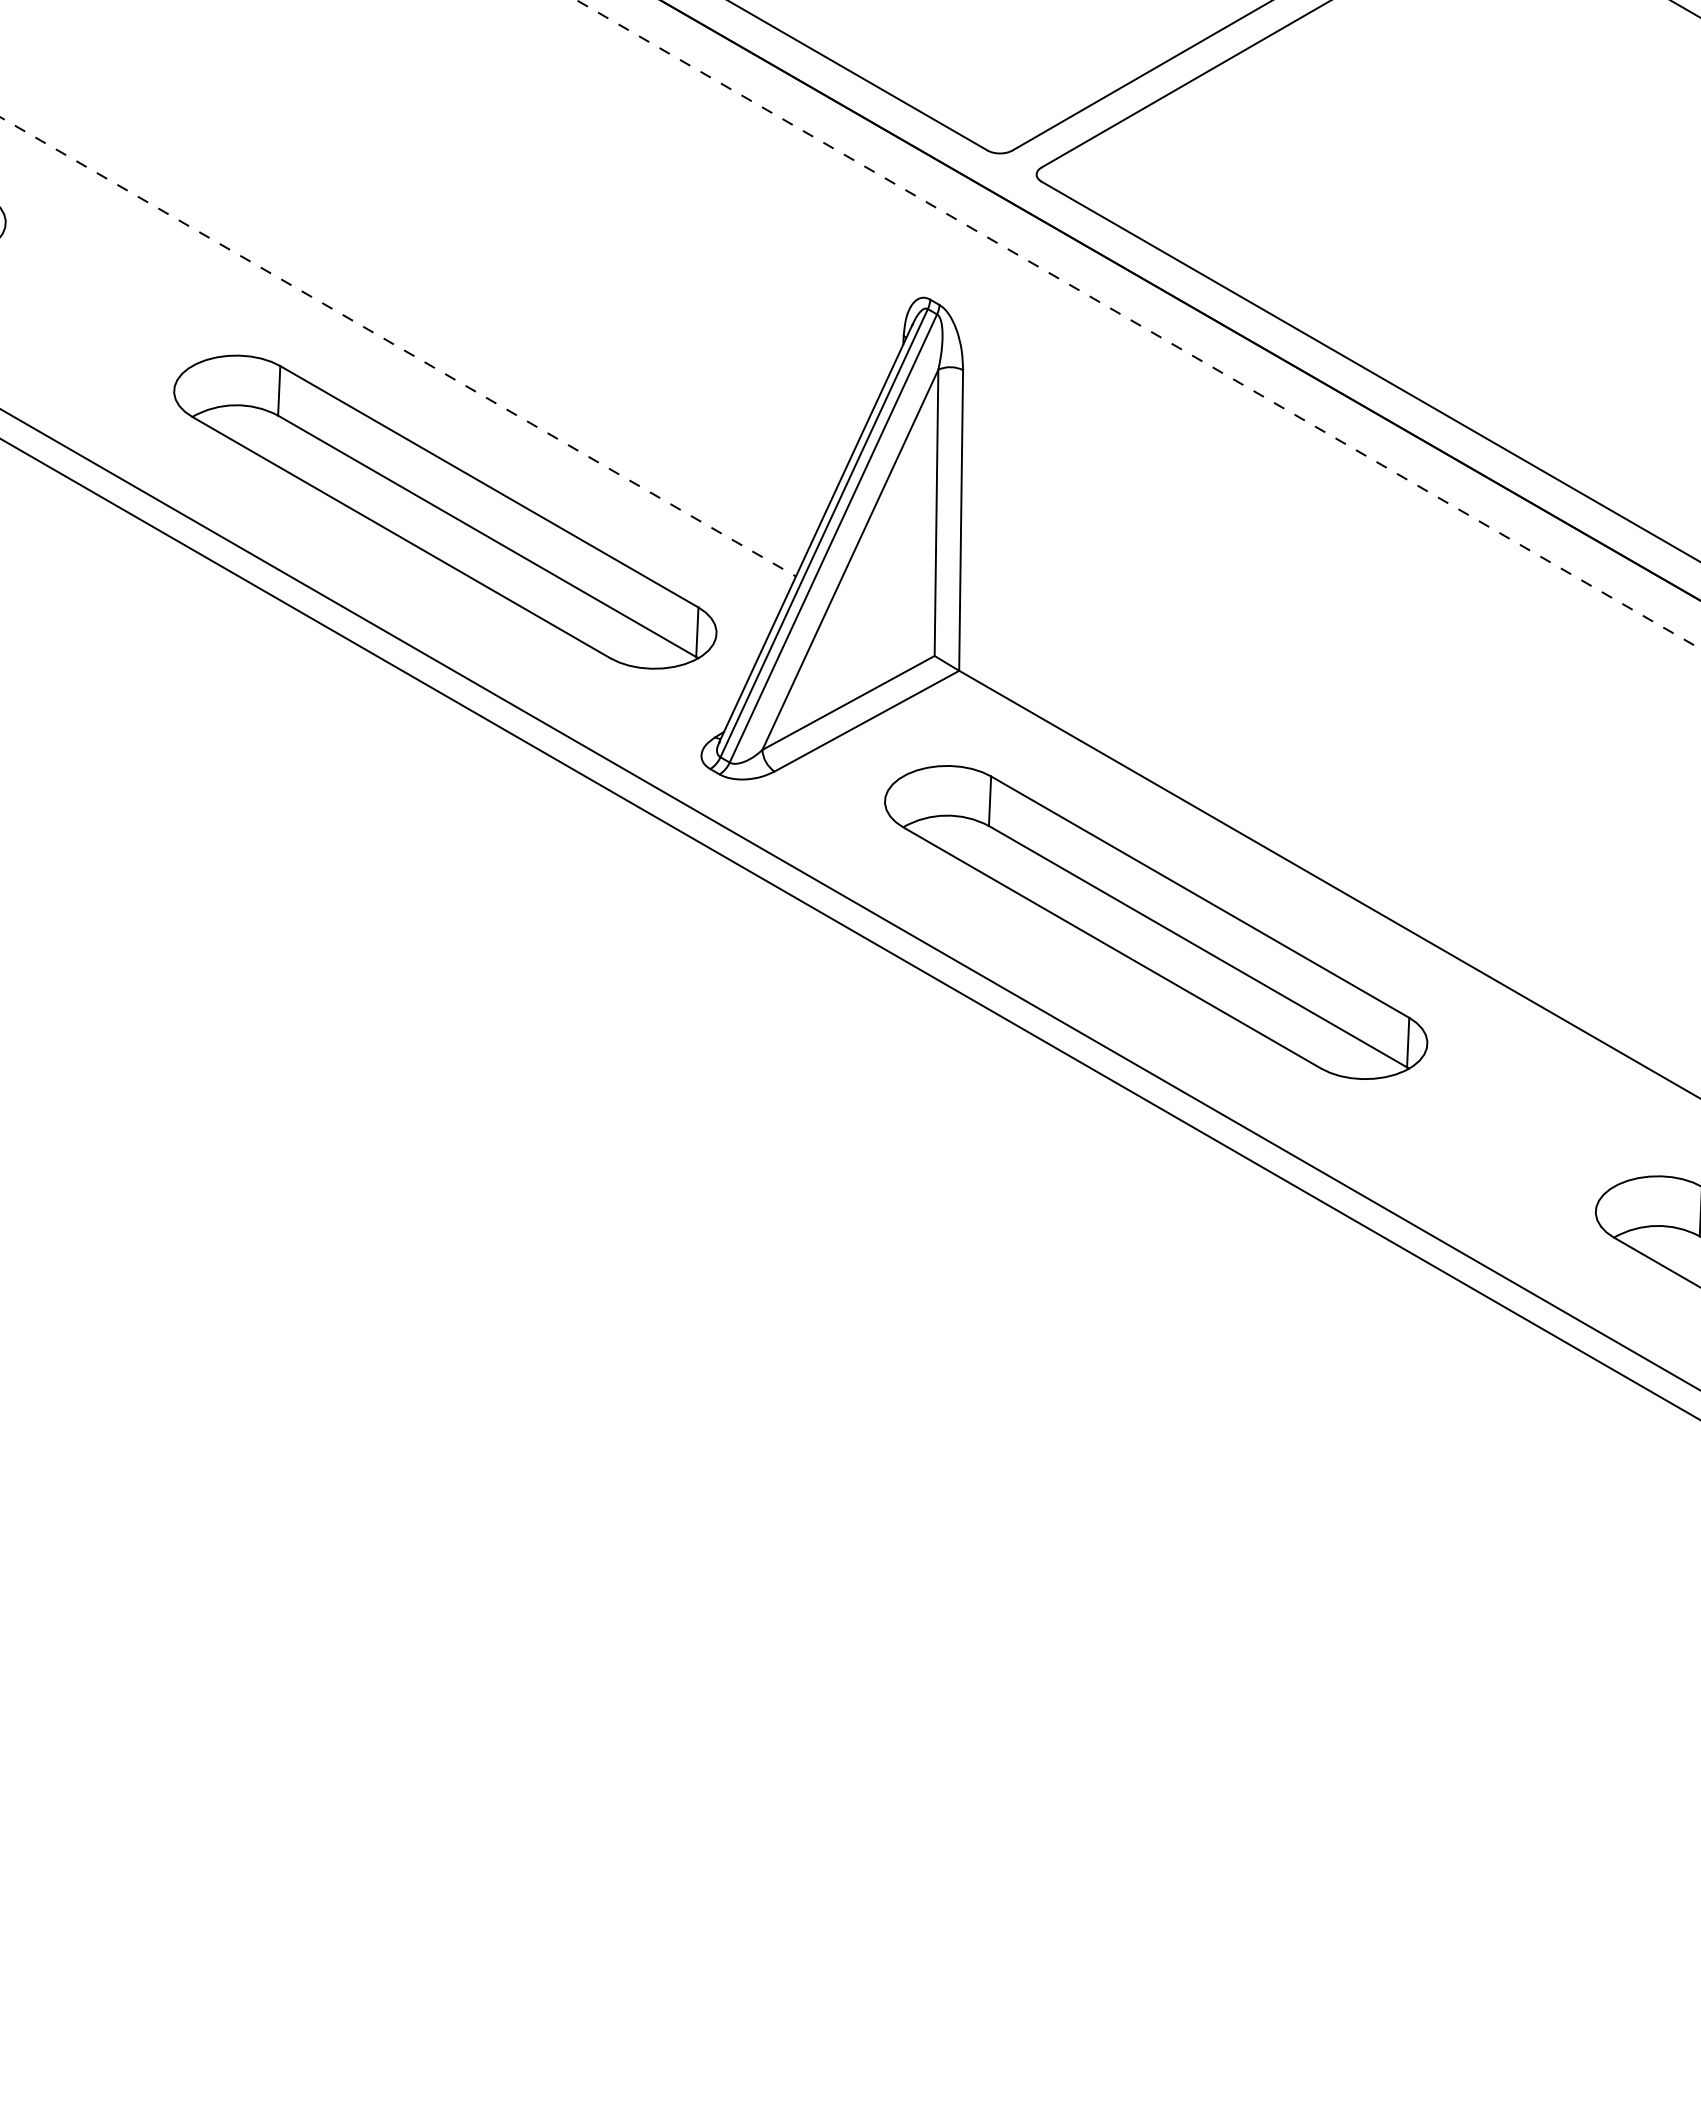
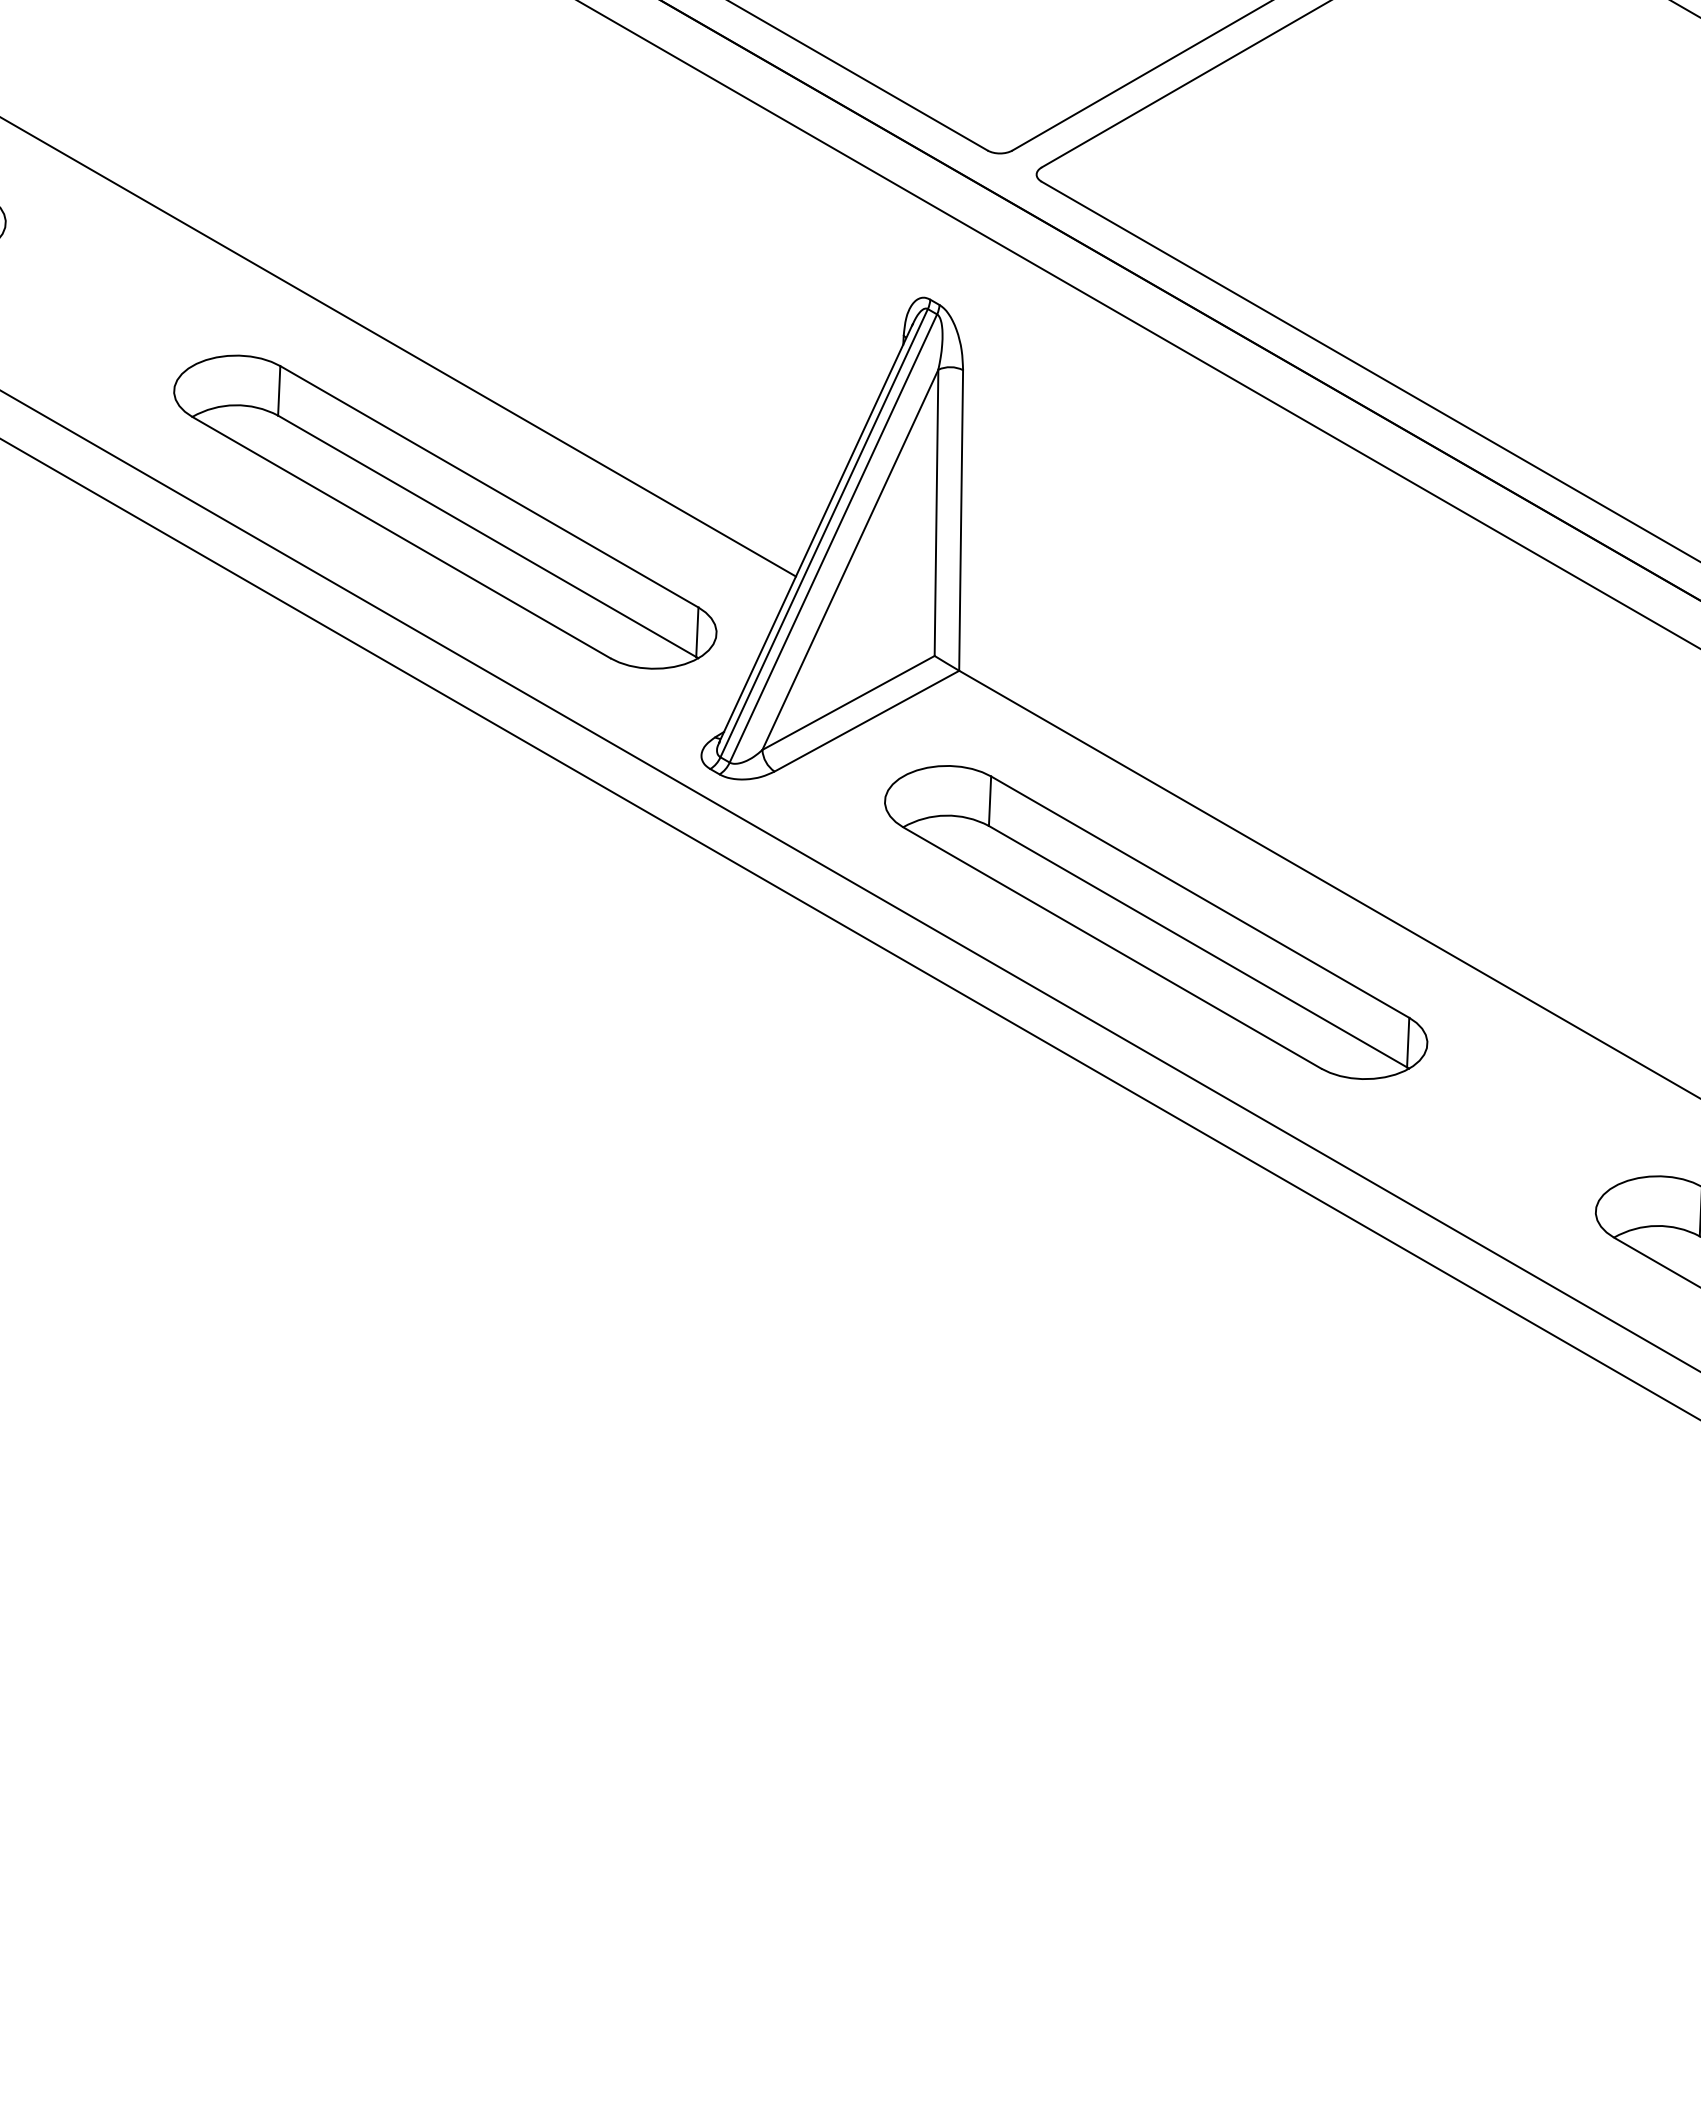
line: dashed -> solid (1138, 324)
line: dashed -> solid (398, 347)
line position: (849, 899) -> (849, 880) (849, 880)
